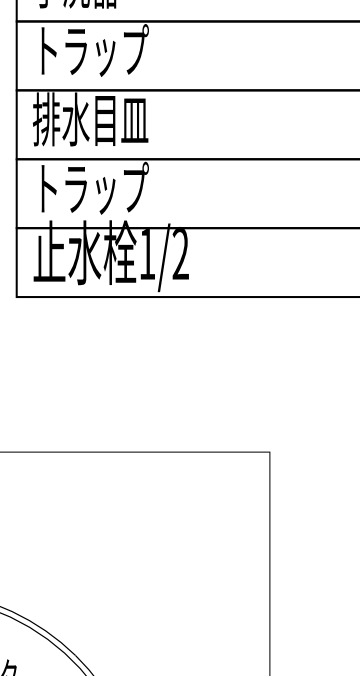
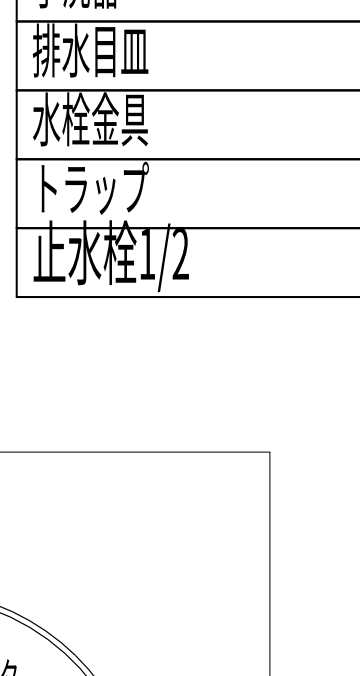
text: トラップ -> 排水目皿 (90, 50)
text: 排水目皿 -> 水栓金具 (90, 119)
